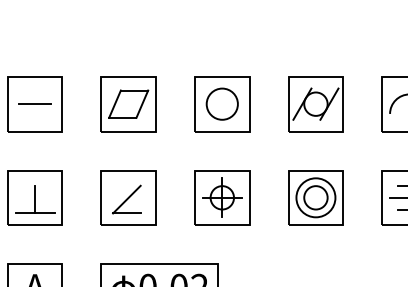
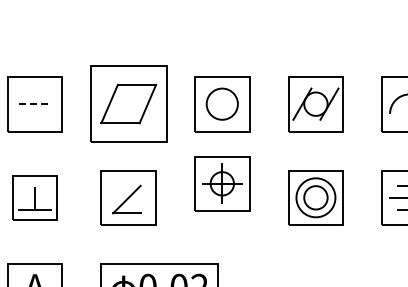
line: solid -> dashed (35, 104)
part size: 57x57 px -> 78x78 px (128, 103)
part size: 56x56 px -> 46x46 px (34, 197)
part position: (222, 197) -> (222, 183) (222, 183)
